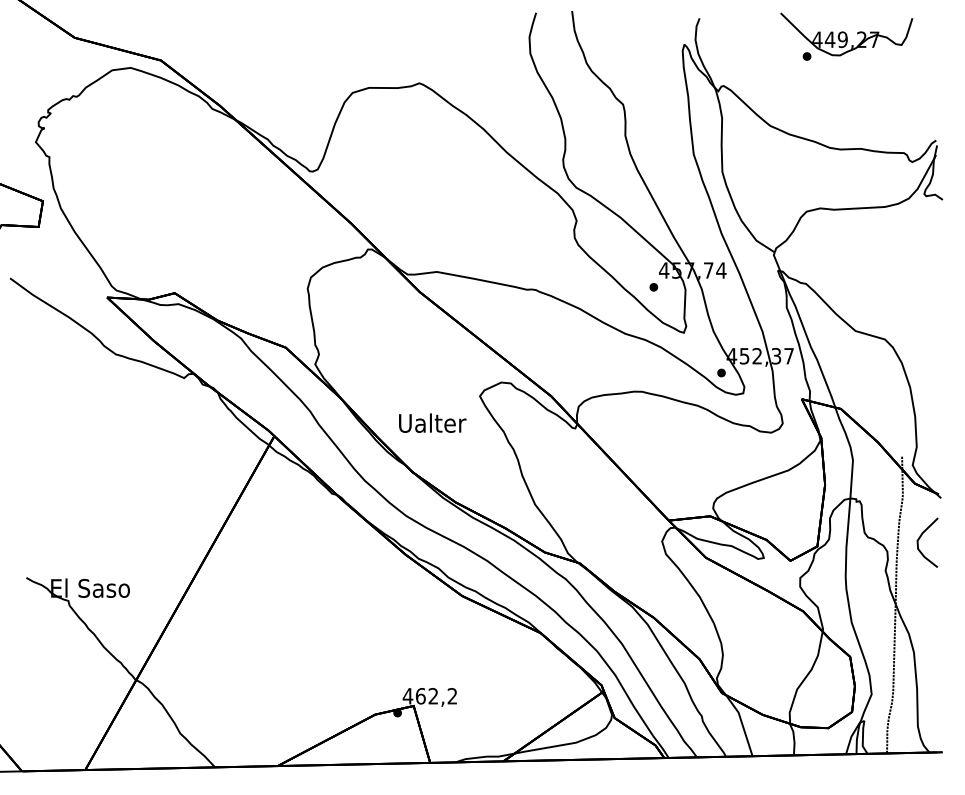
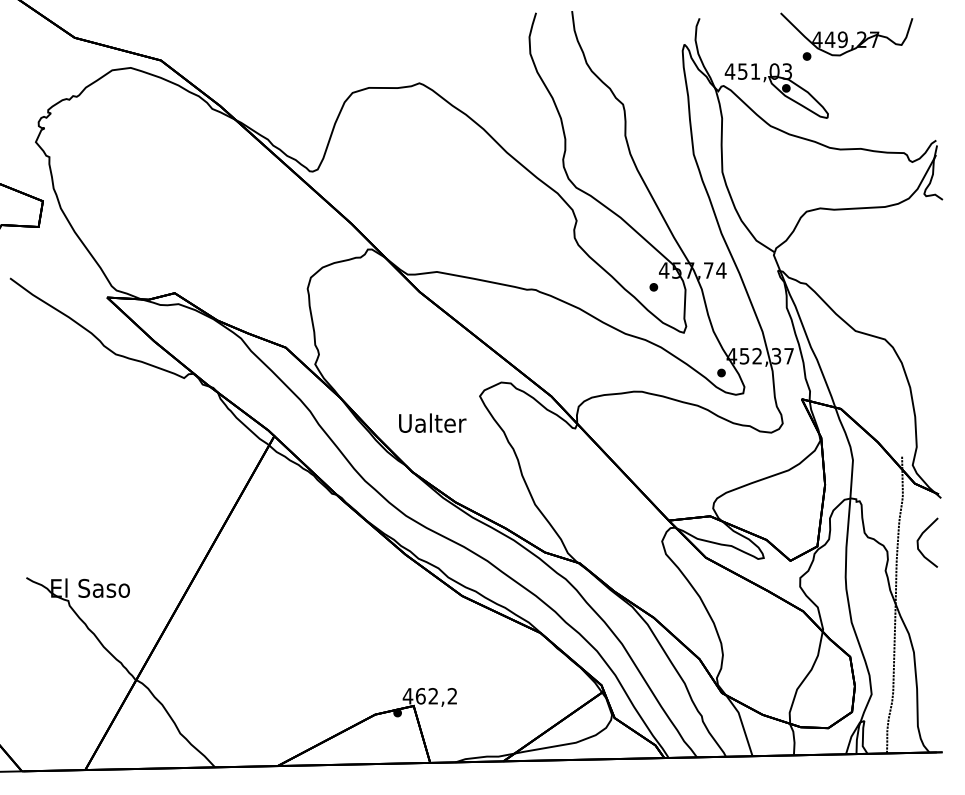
part: none -> present (776, 90)
